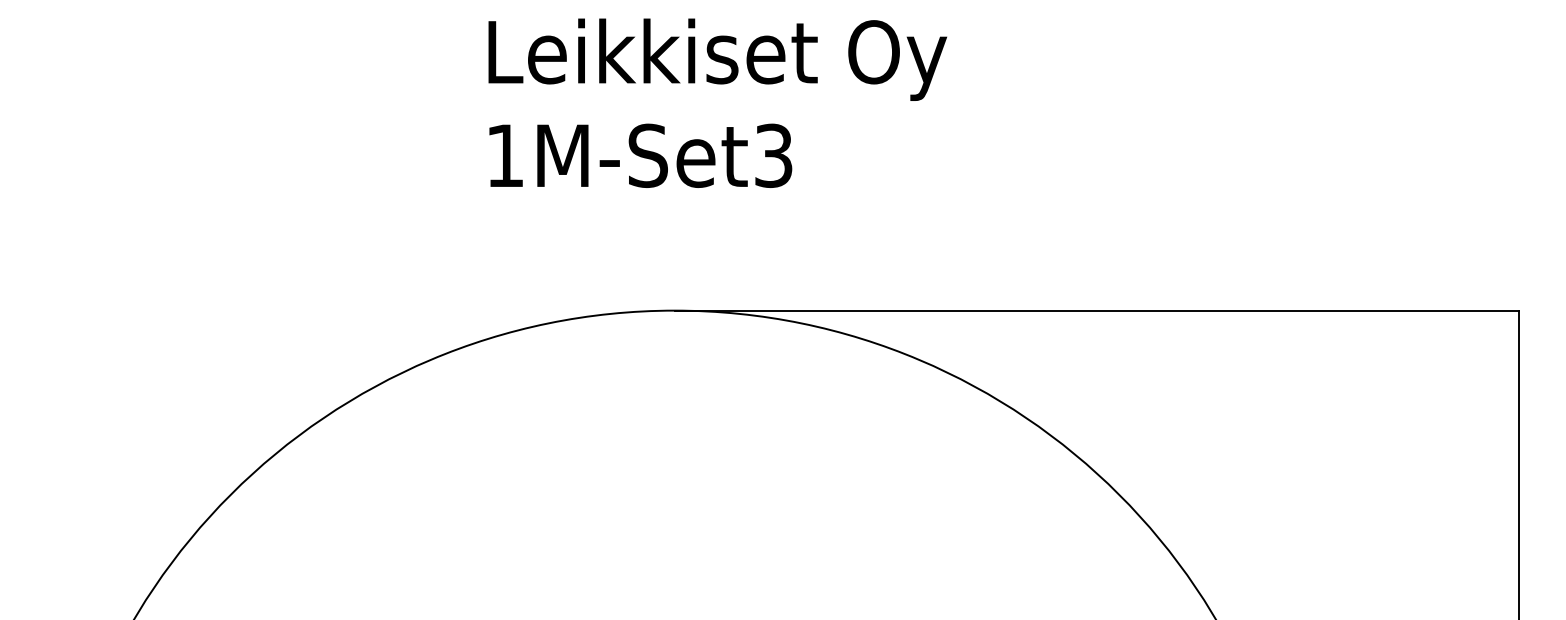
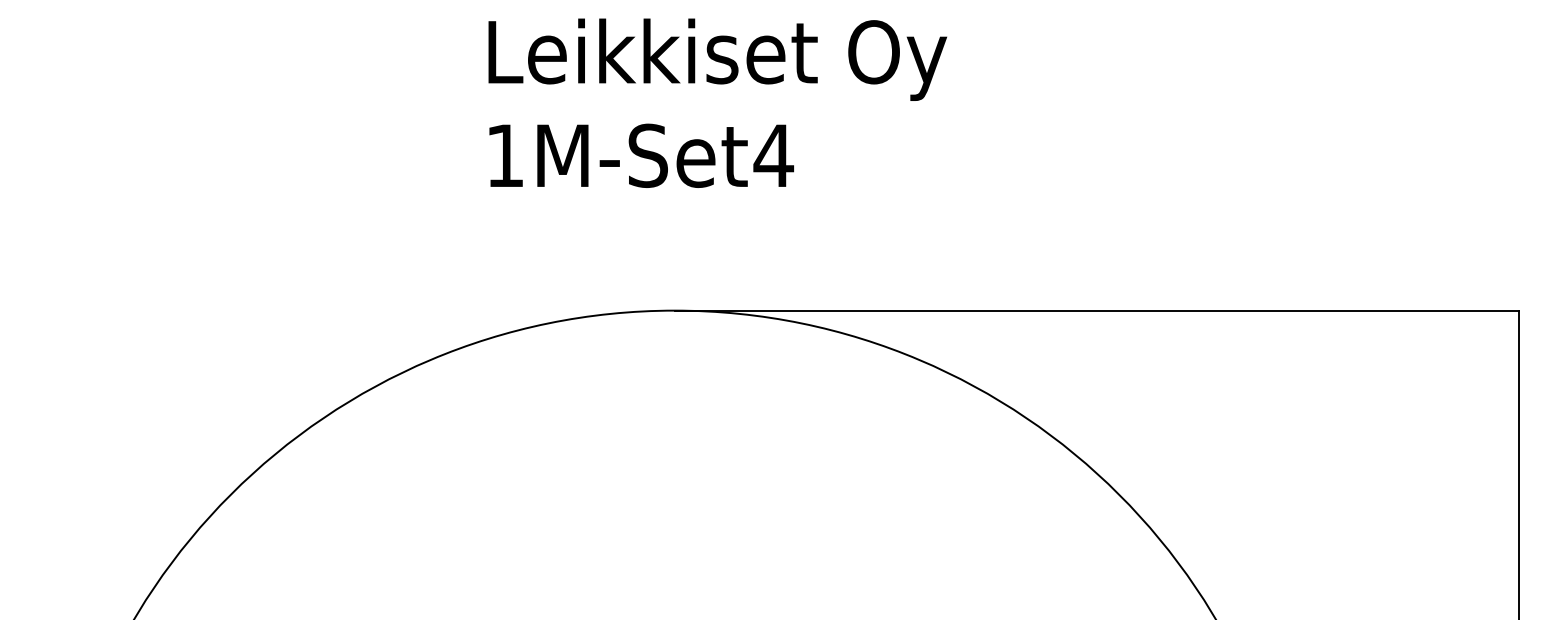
text: 1M-Set3 -> 1M-Set4 (773, 155)
